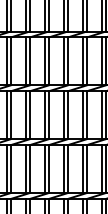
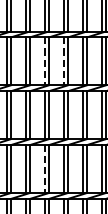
line: solid -> dashed (44, 61)
line: solid -> dashed (63, 61)
line: solid -> dashed (44, 169)
